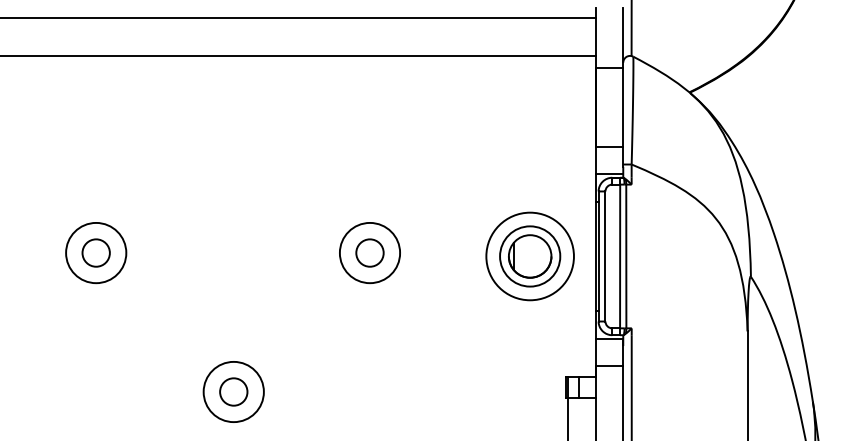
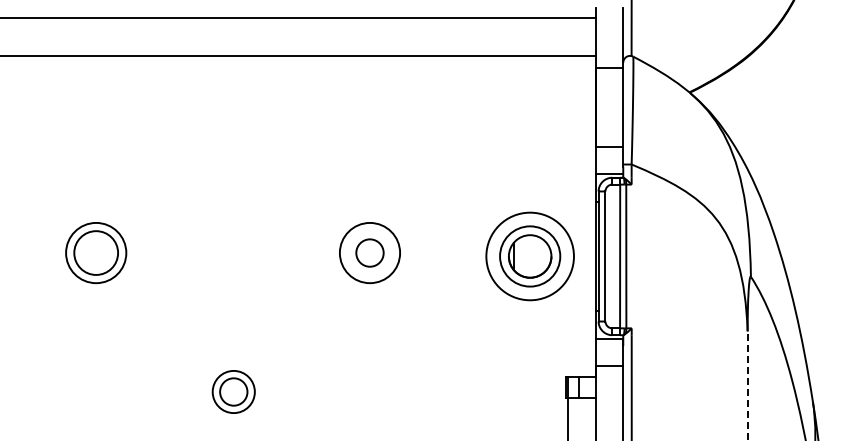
circle diameter: 27 px -> 44 px (96, 252)
line: solid -> dashed (747, 385)
circle diameter: 60 px -> 42 px (233, 391)
